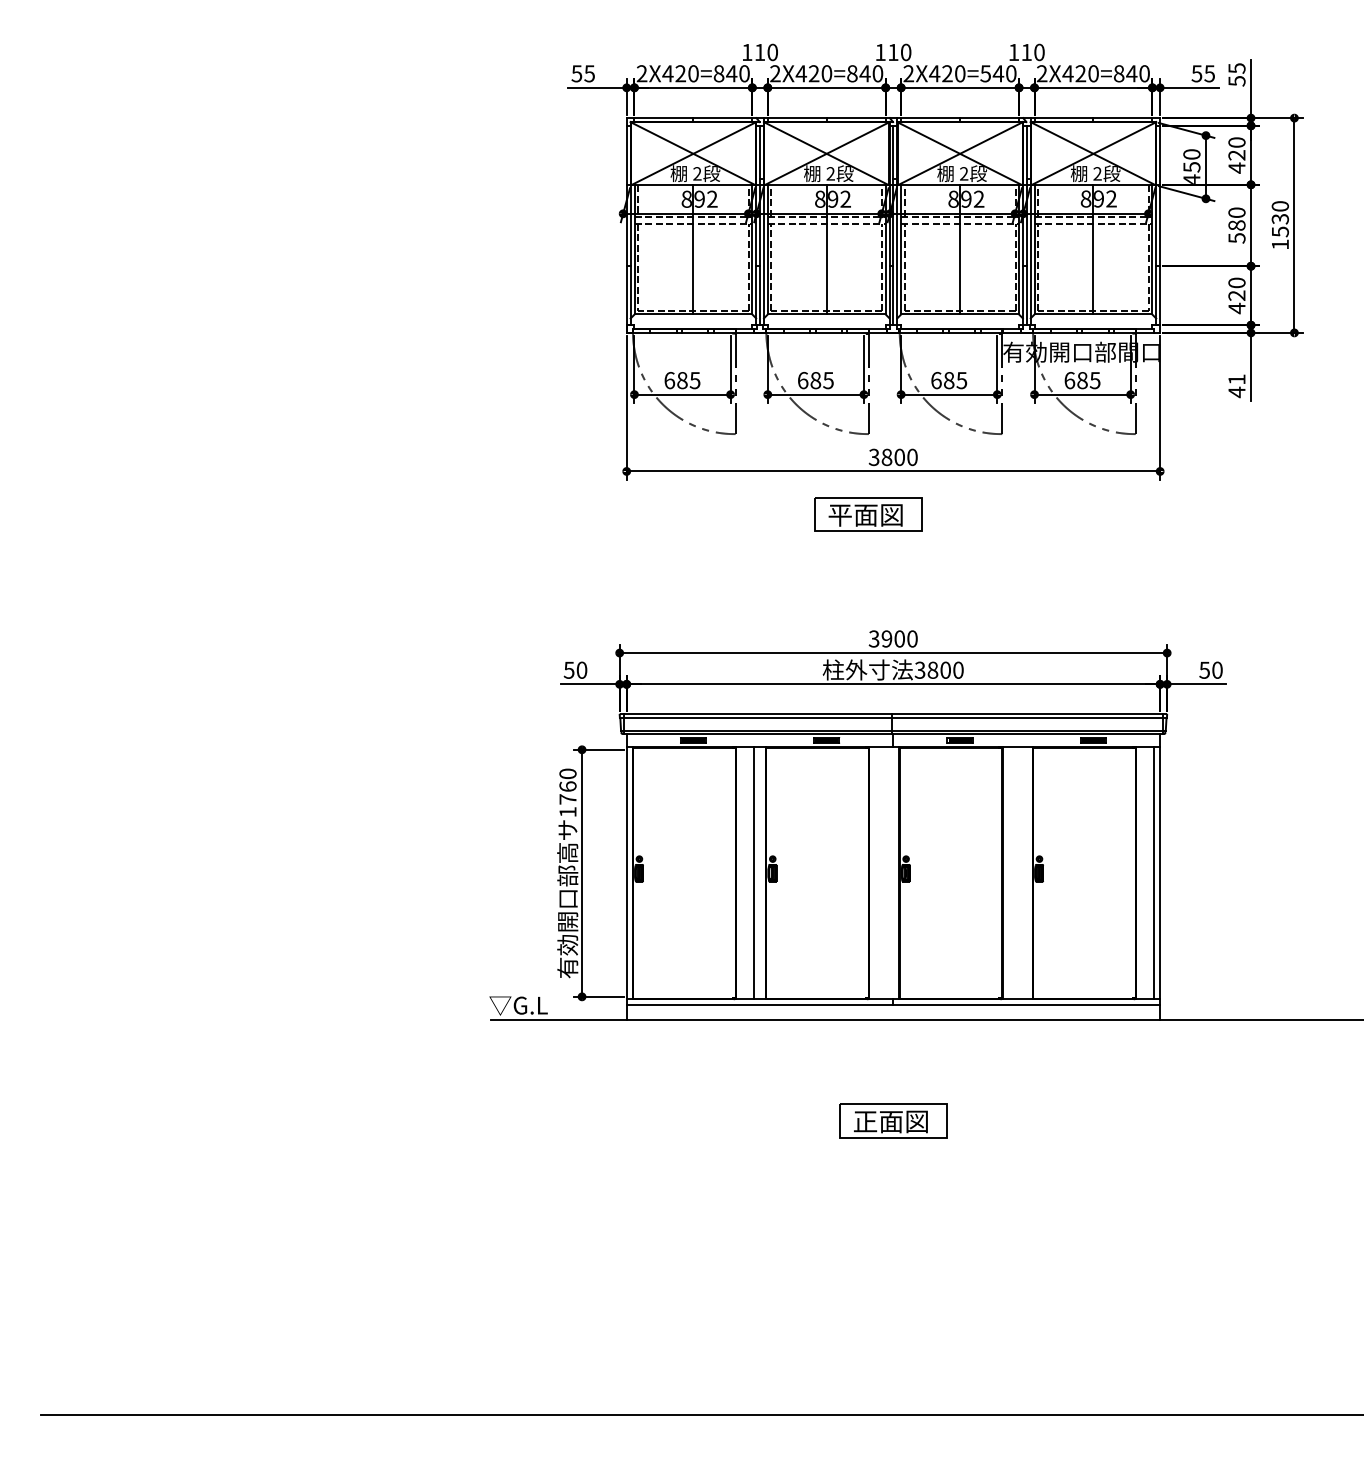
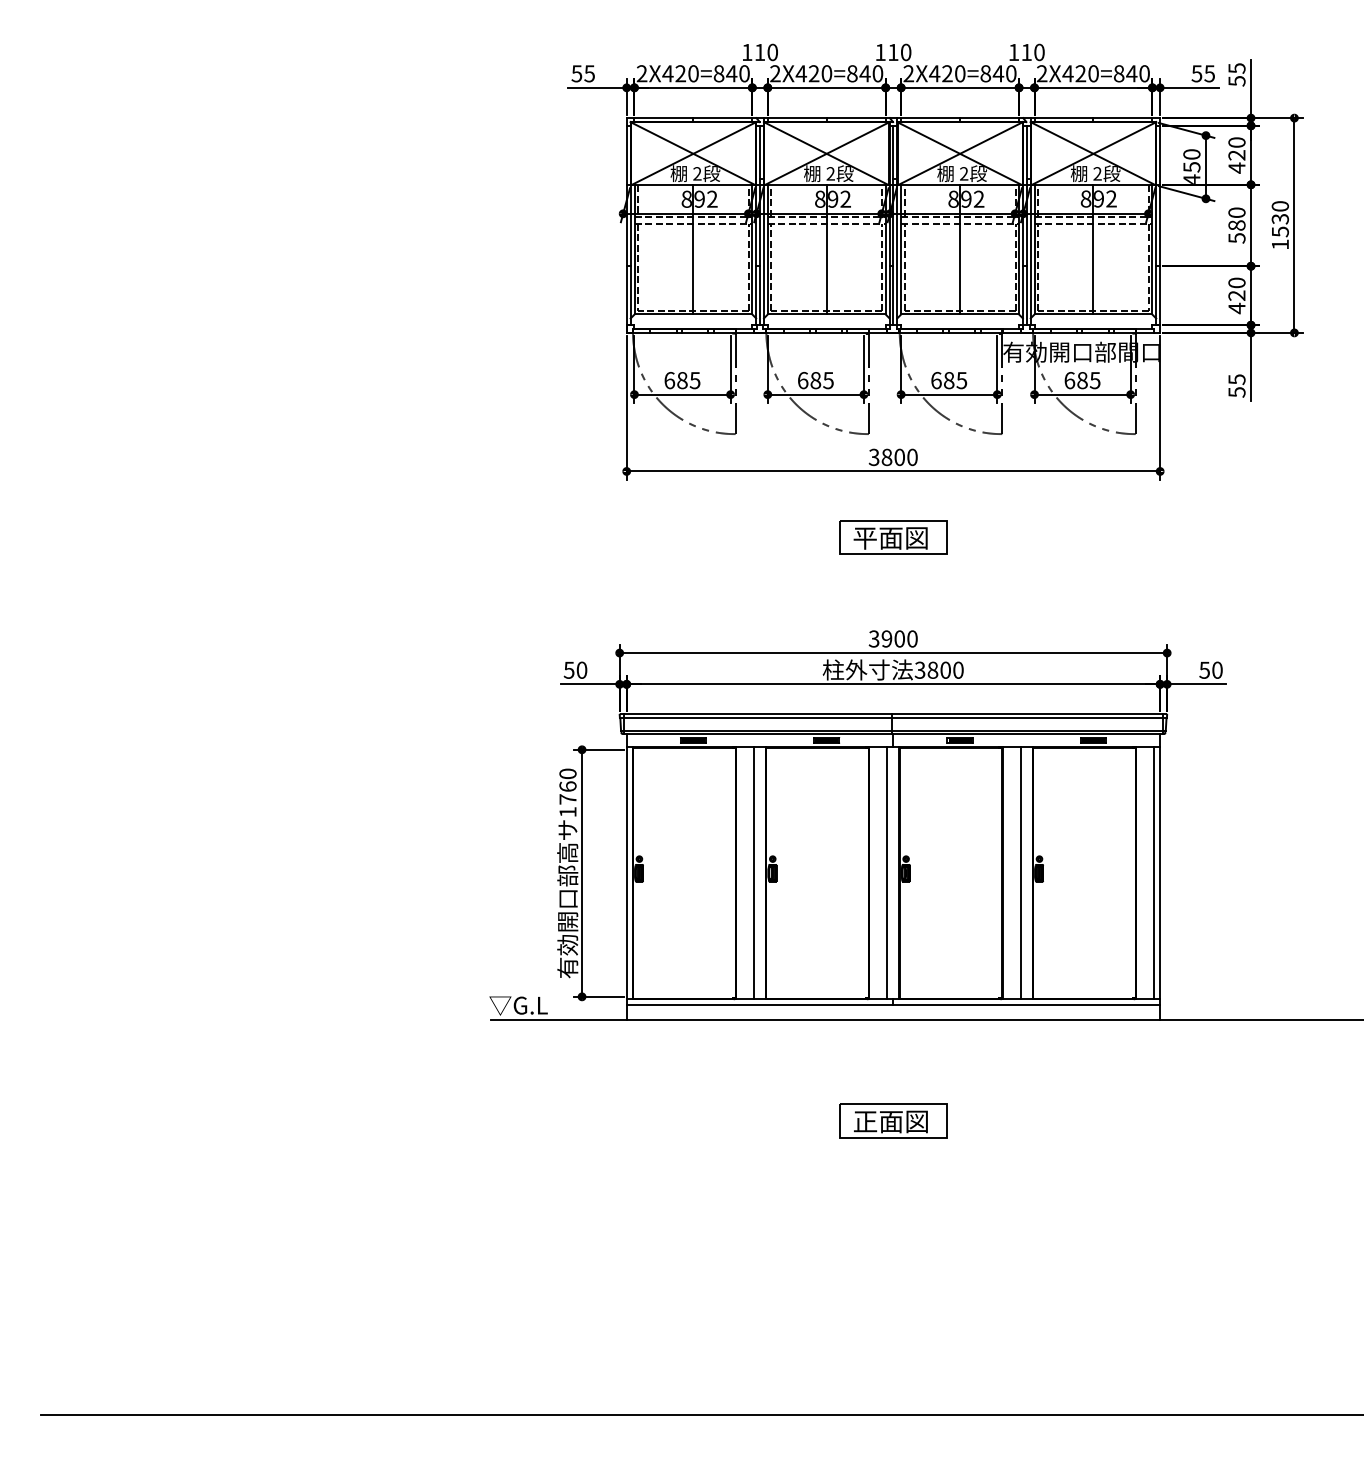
text: 2X420=540 -> 2X420=840 (985, 73)
text: 41 -> 55 (1236, 386)
part position: (868, 514) -> (893, 537) (893, 537)
line: none -> present (887, 873)
line: none -> present (1020, 873)
